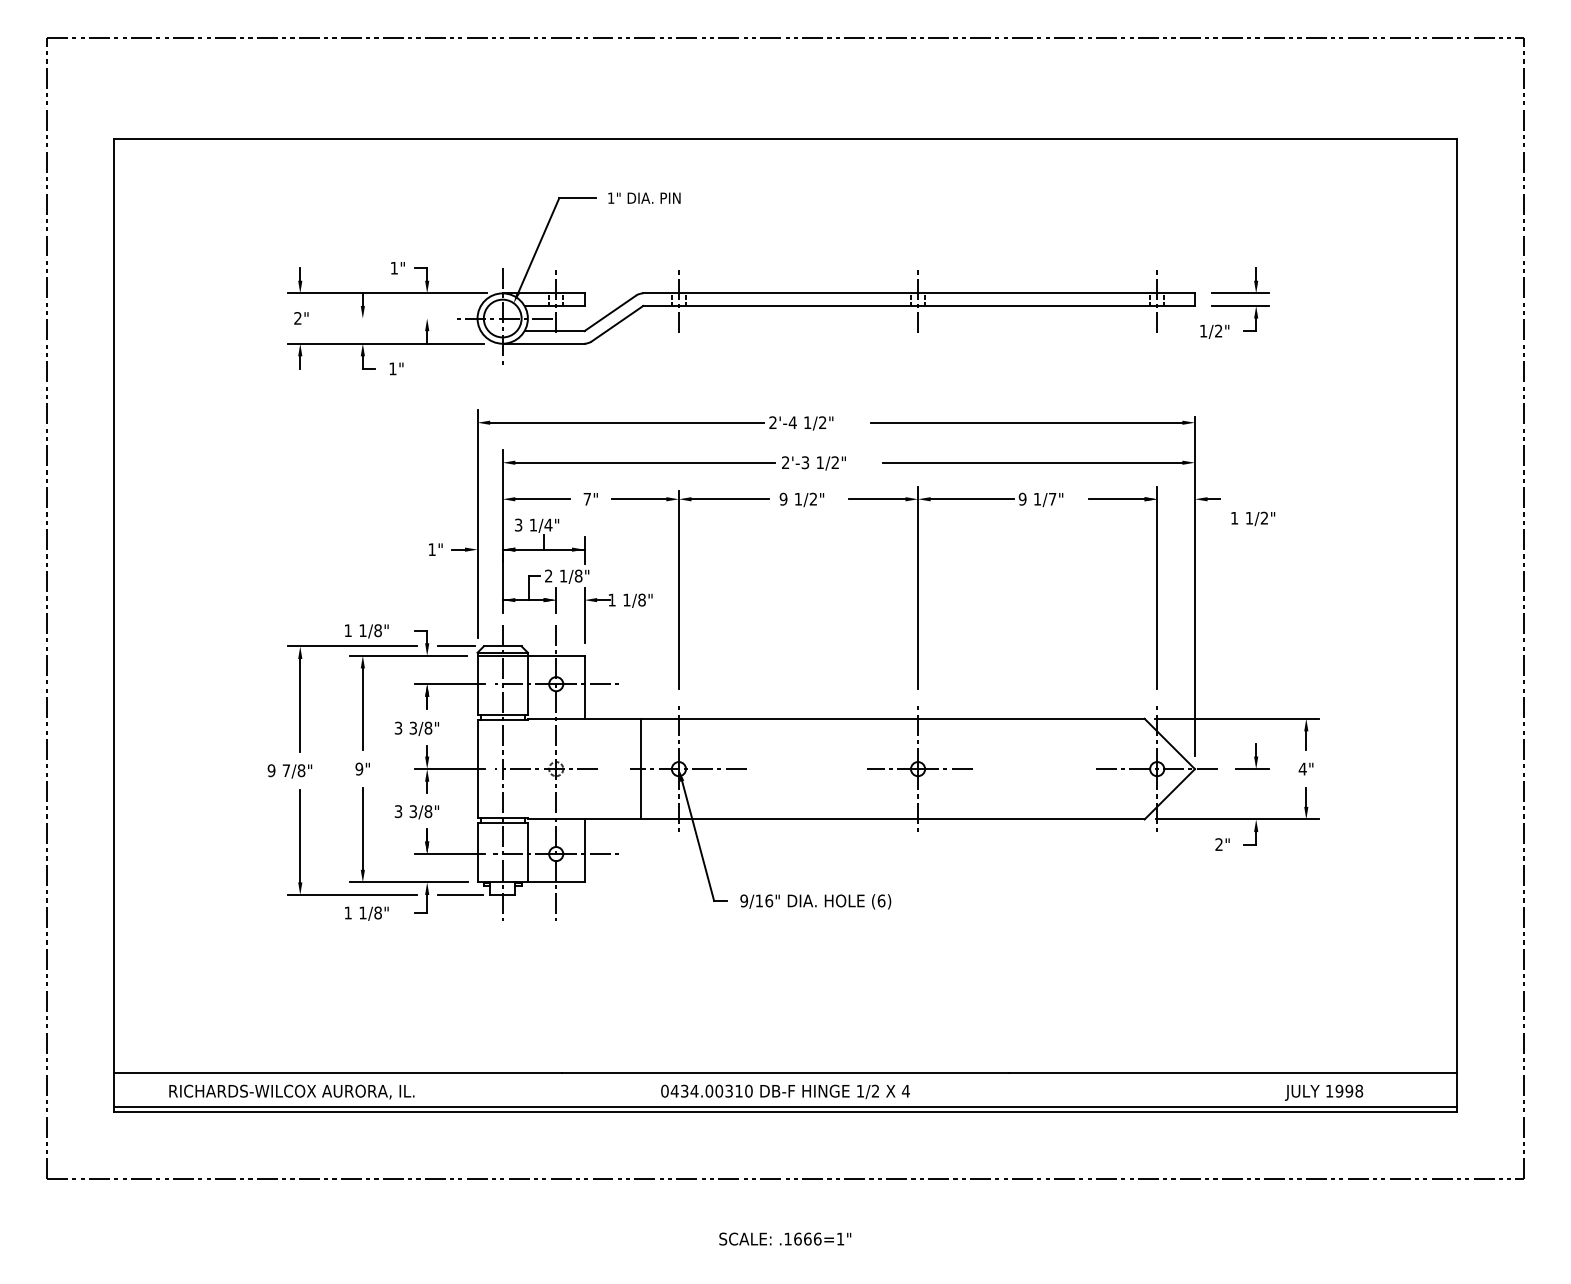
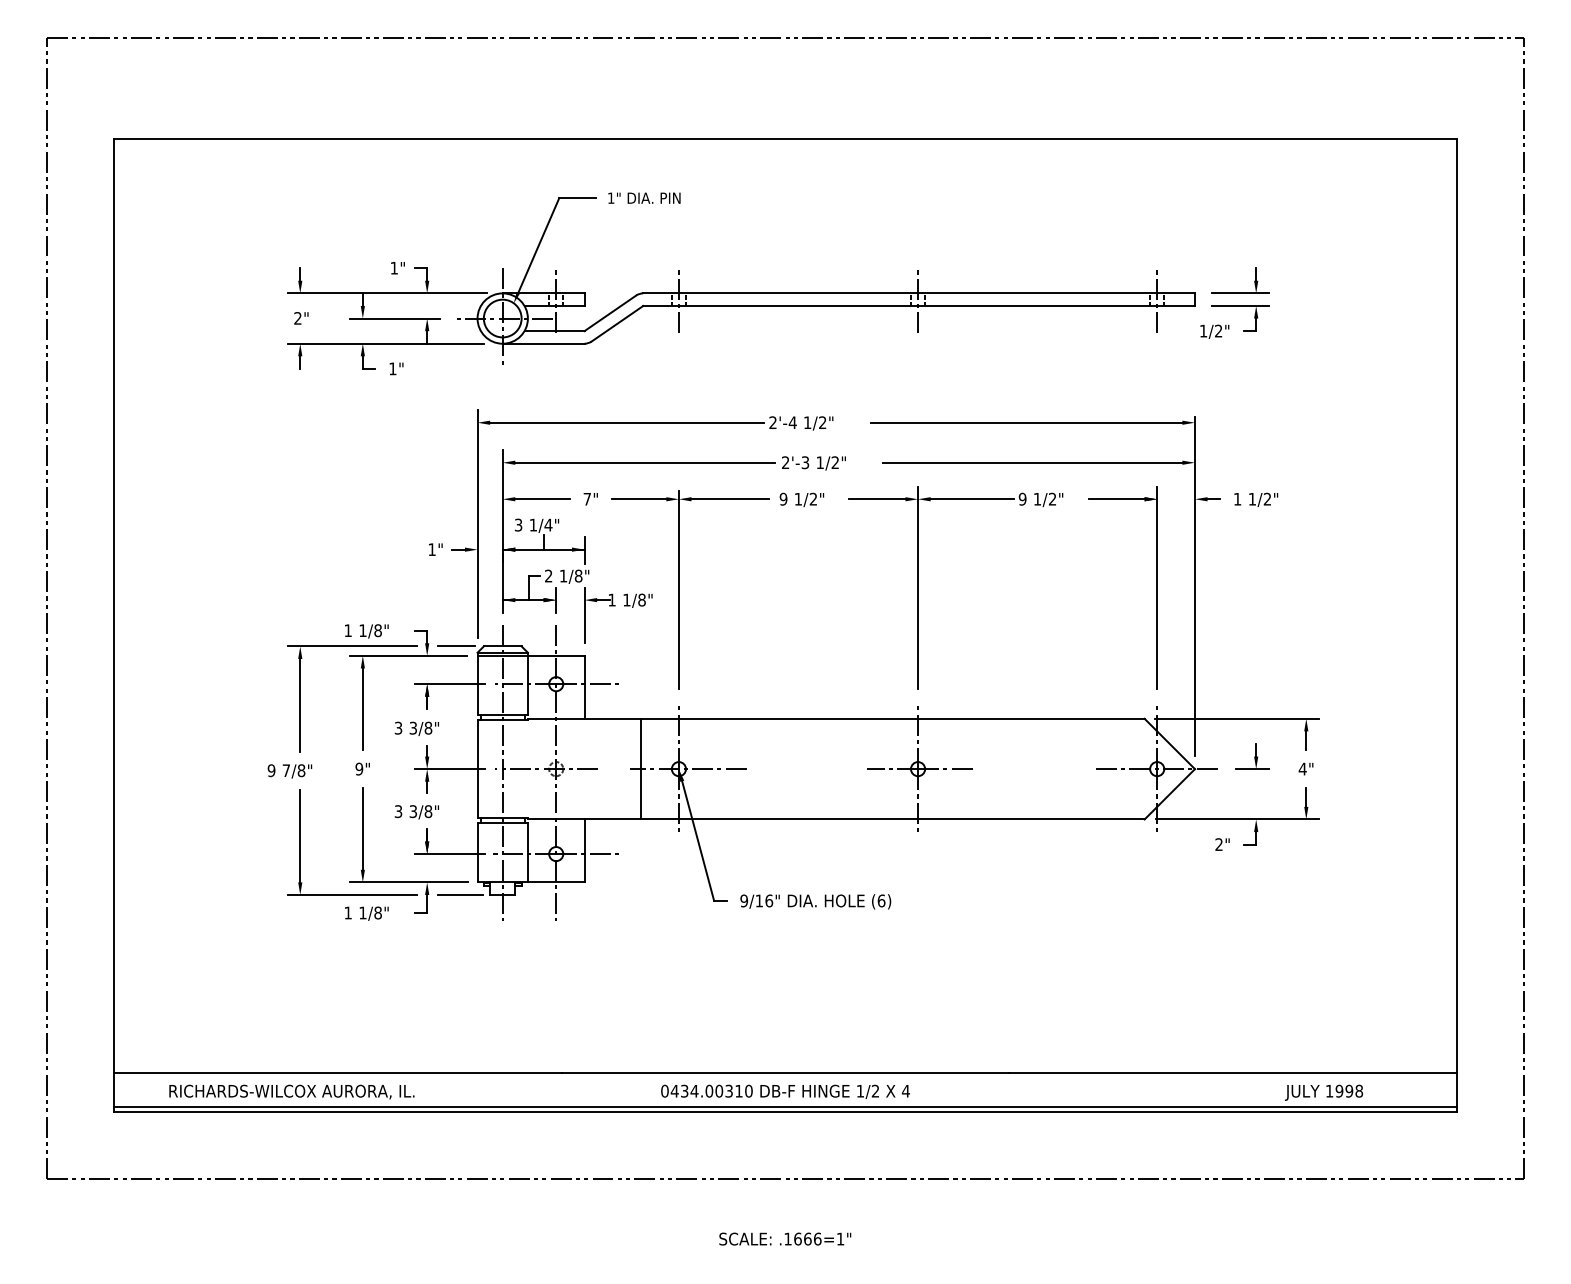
line: none -> present (395, 318)
text: 1/7" -> 1/2" (1052, 498)
text position: (1253, 518) -> (1256, 499) (1256, 499)
